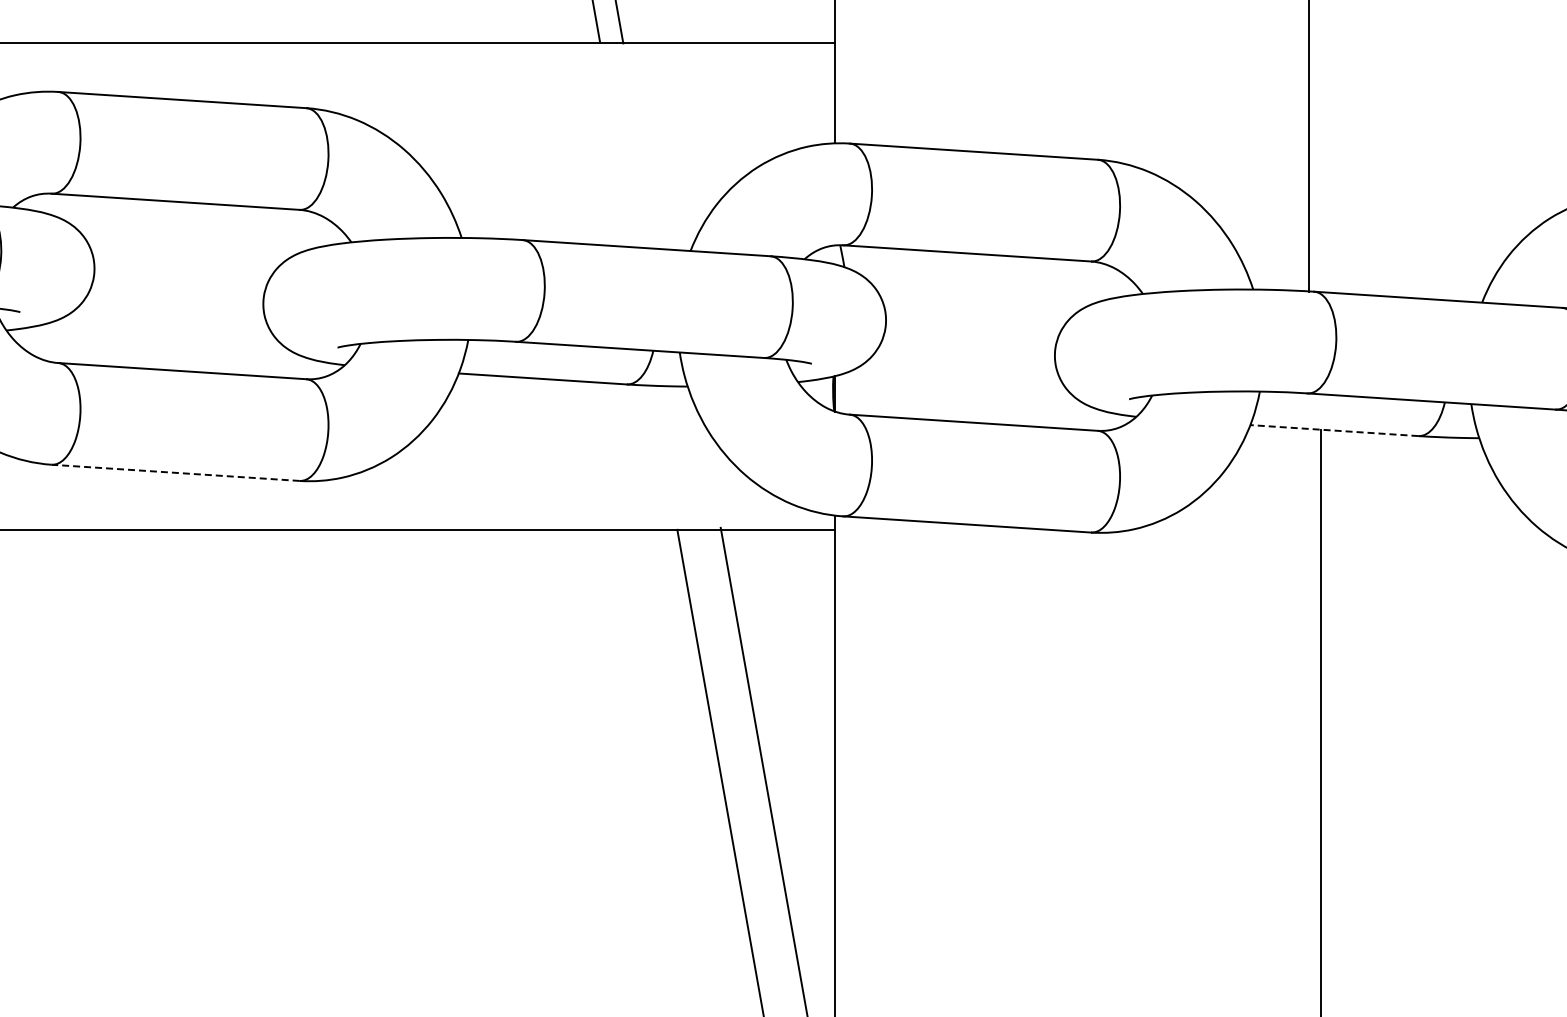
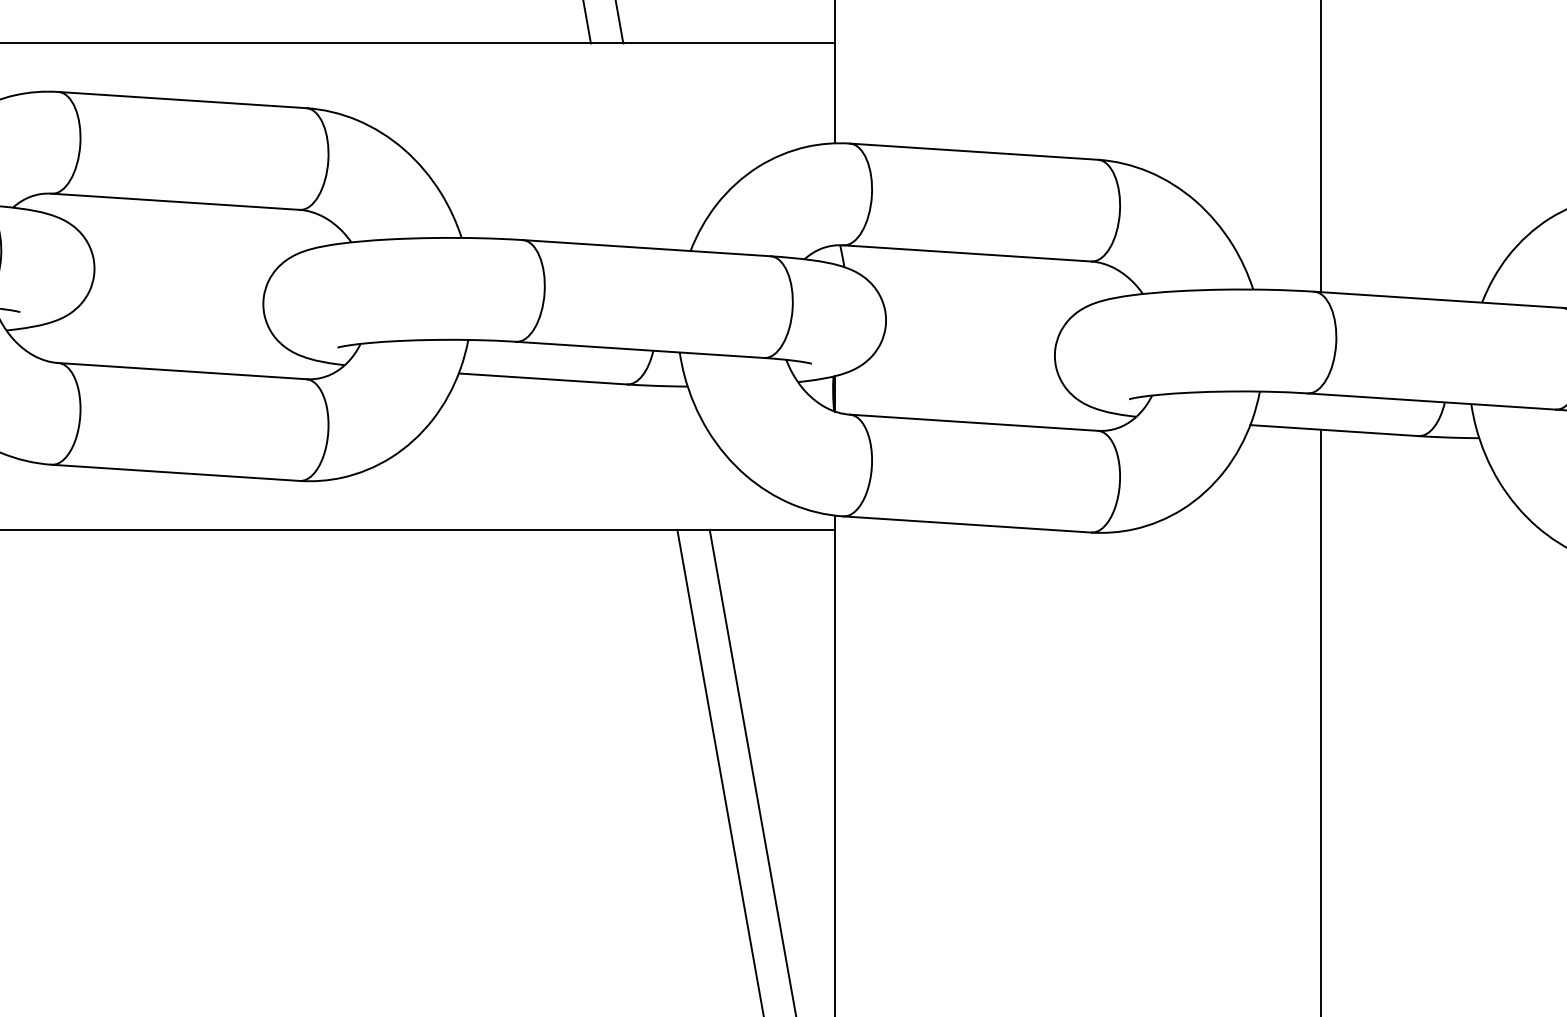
line position: (595, 21) -> (586, 22) (586, 22)
line position: (1309, 147) -> (1321, 147) (1321, 147)
line: dashed -> solid (1333, 430)
line: dashed -> solid (175, 472)
line position: (763, 770) -> (752, 771) (752, 771)
